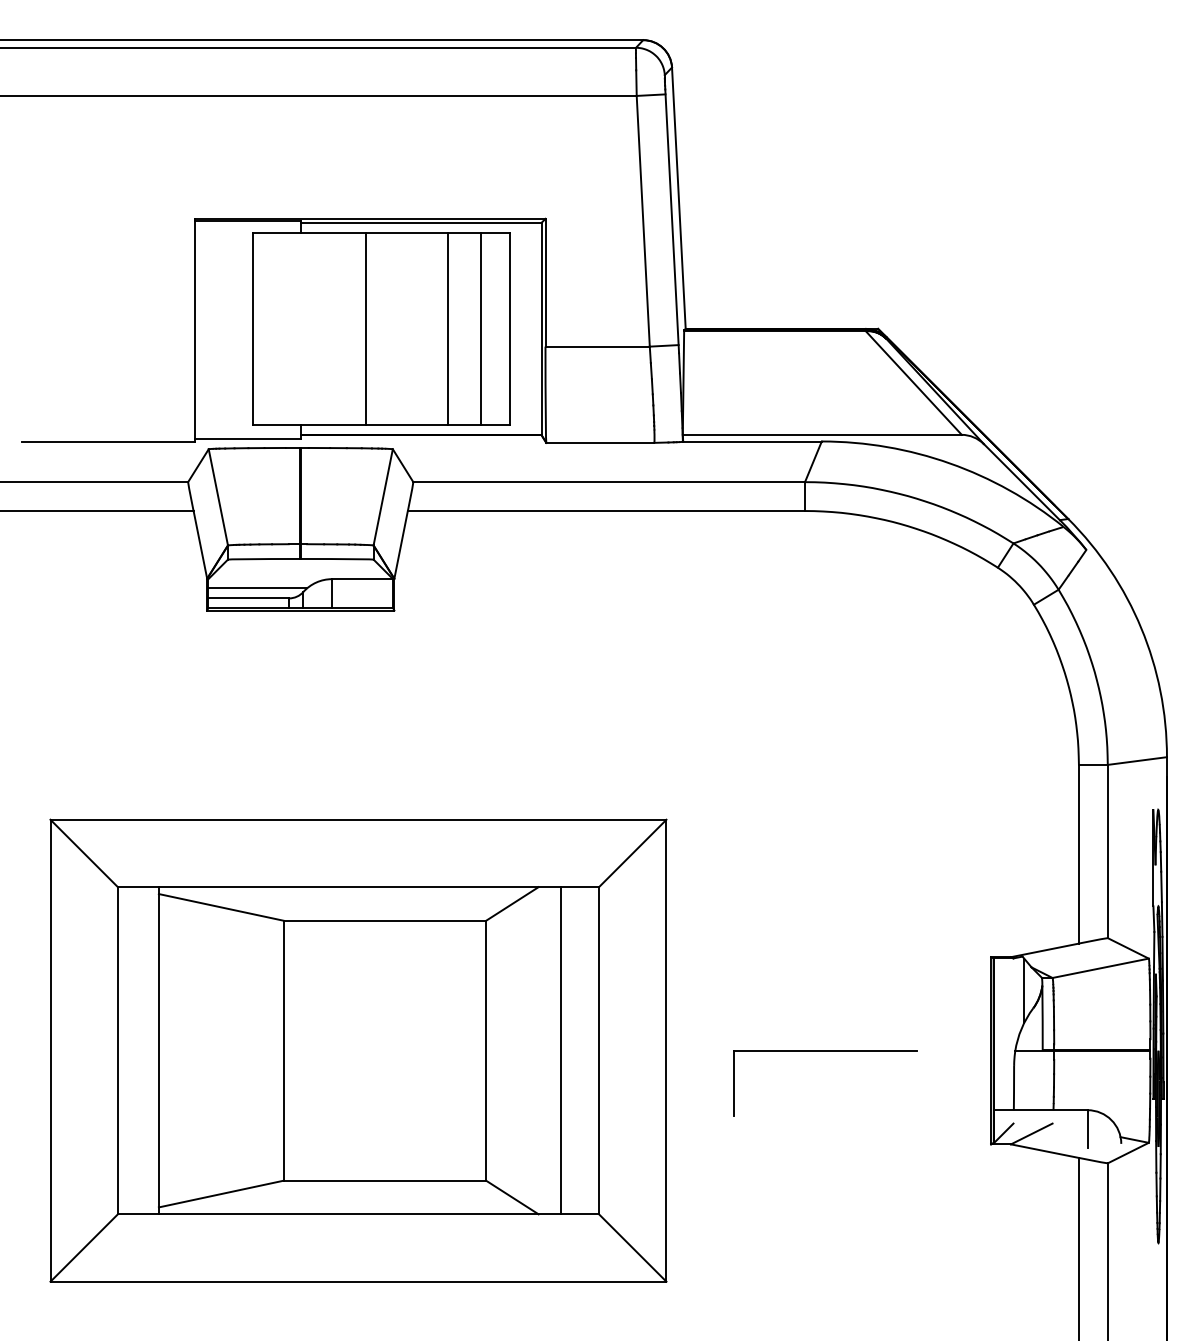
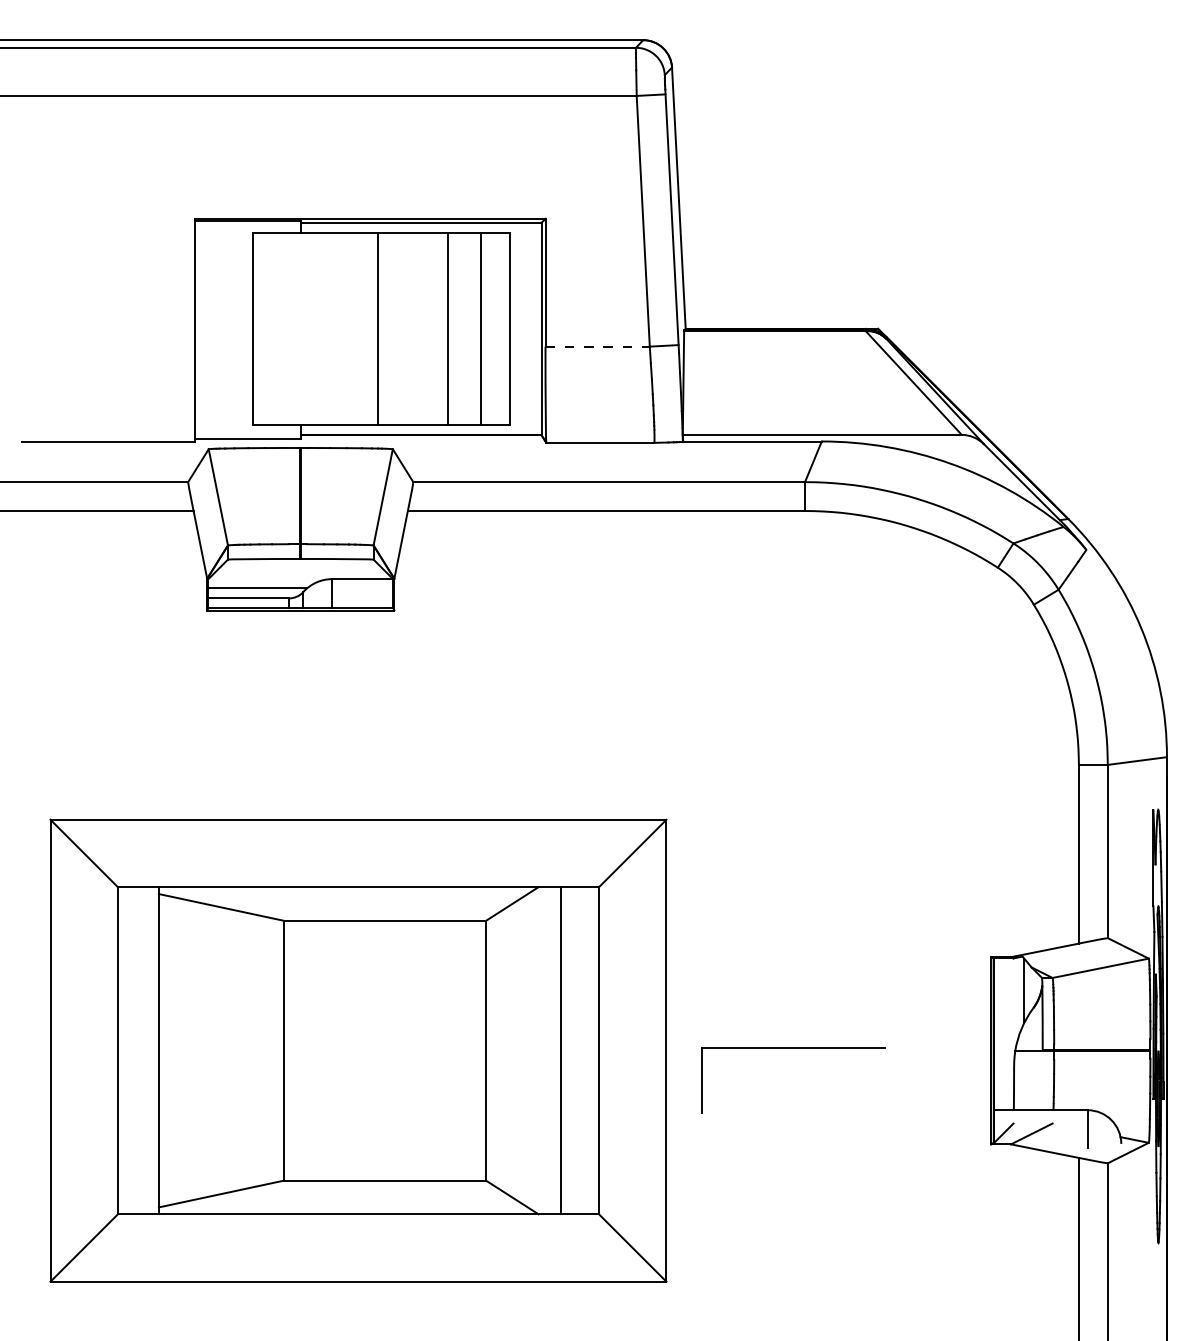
line position: (365, 328) -> (377, 328) (377, 328)
line: solid -> dashed (598, 346)
part position: (825, 1051) -> (793, 1048) (793, 1048)
